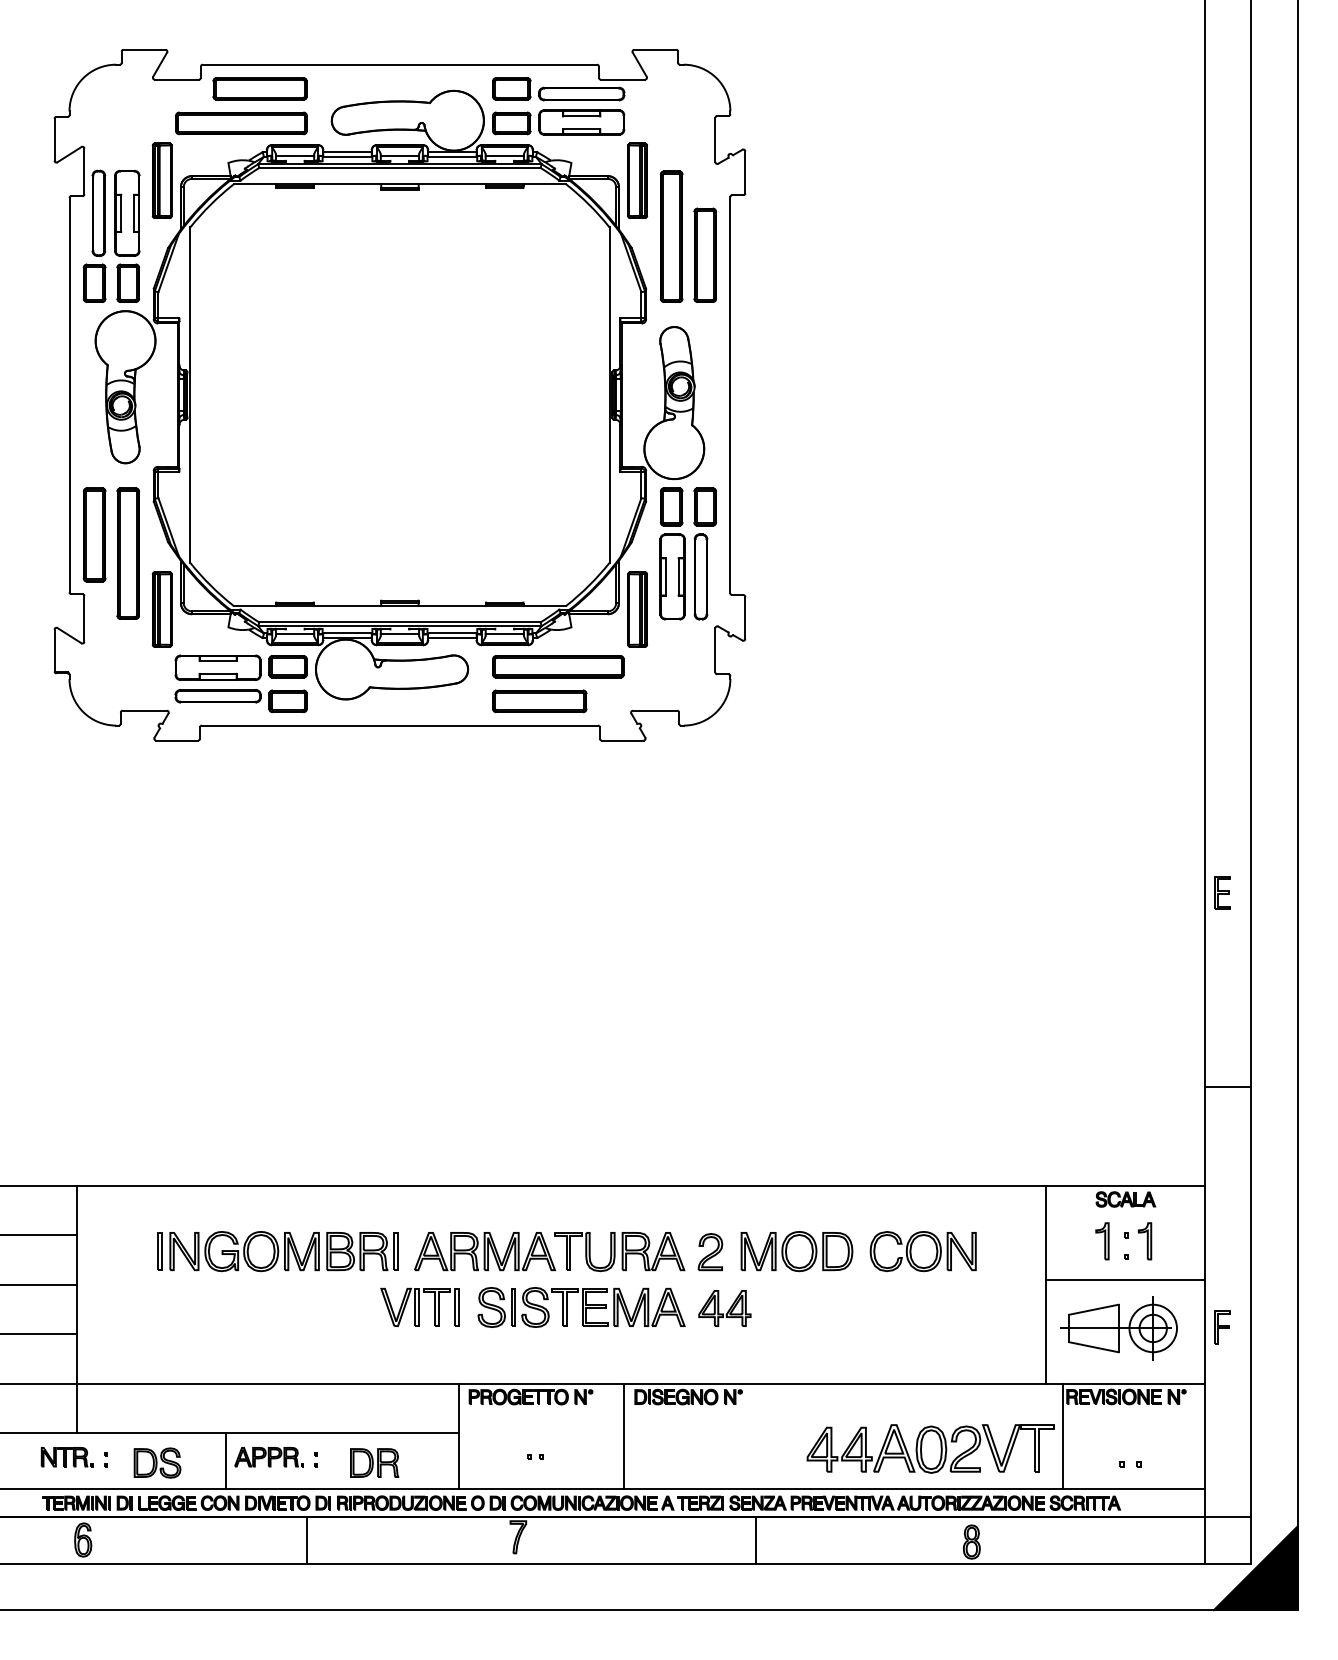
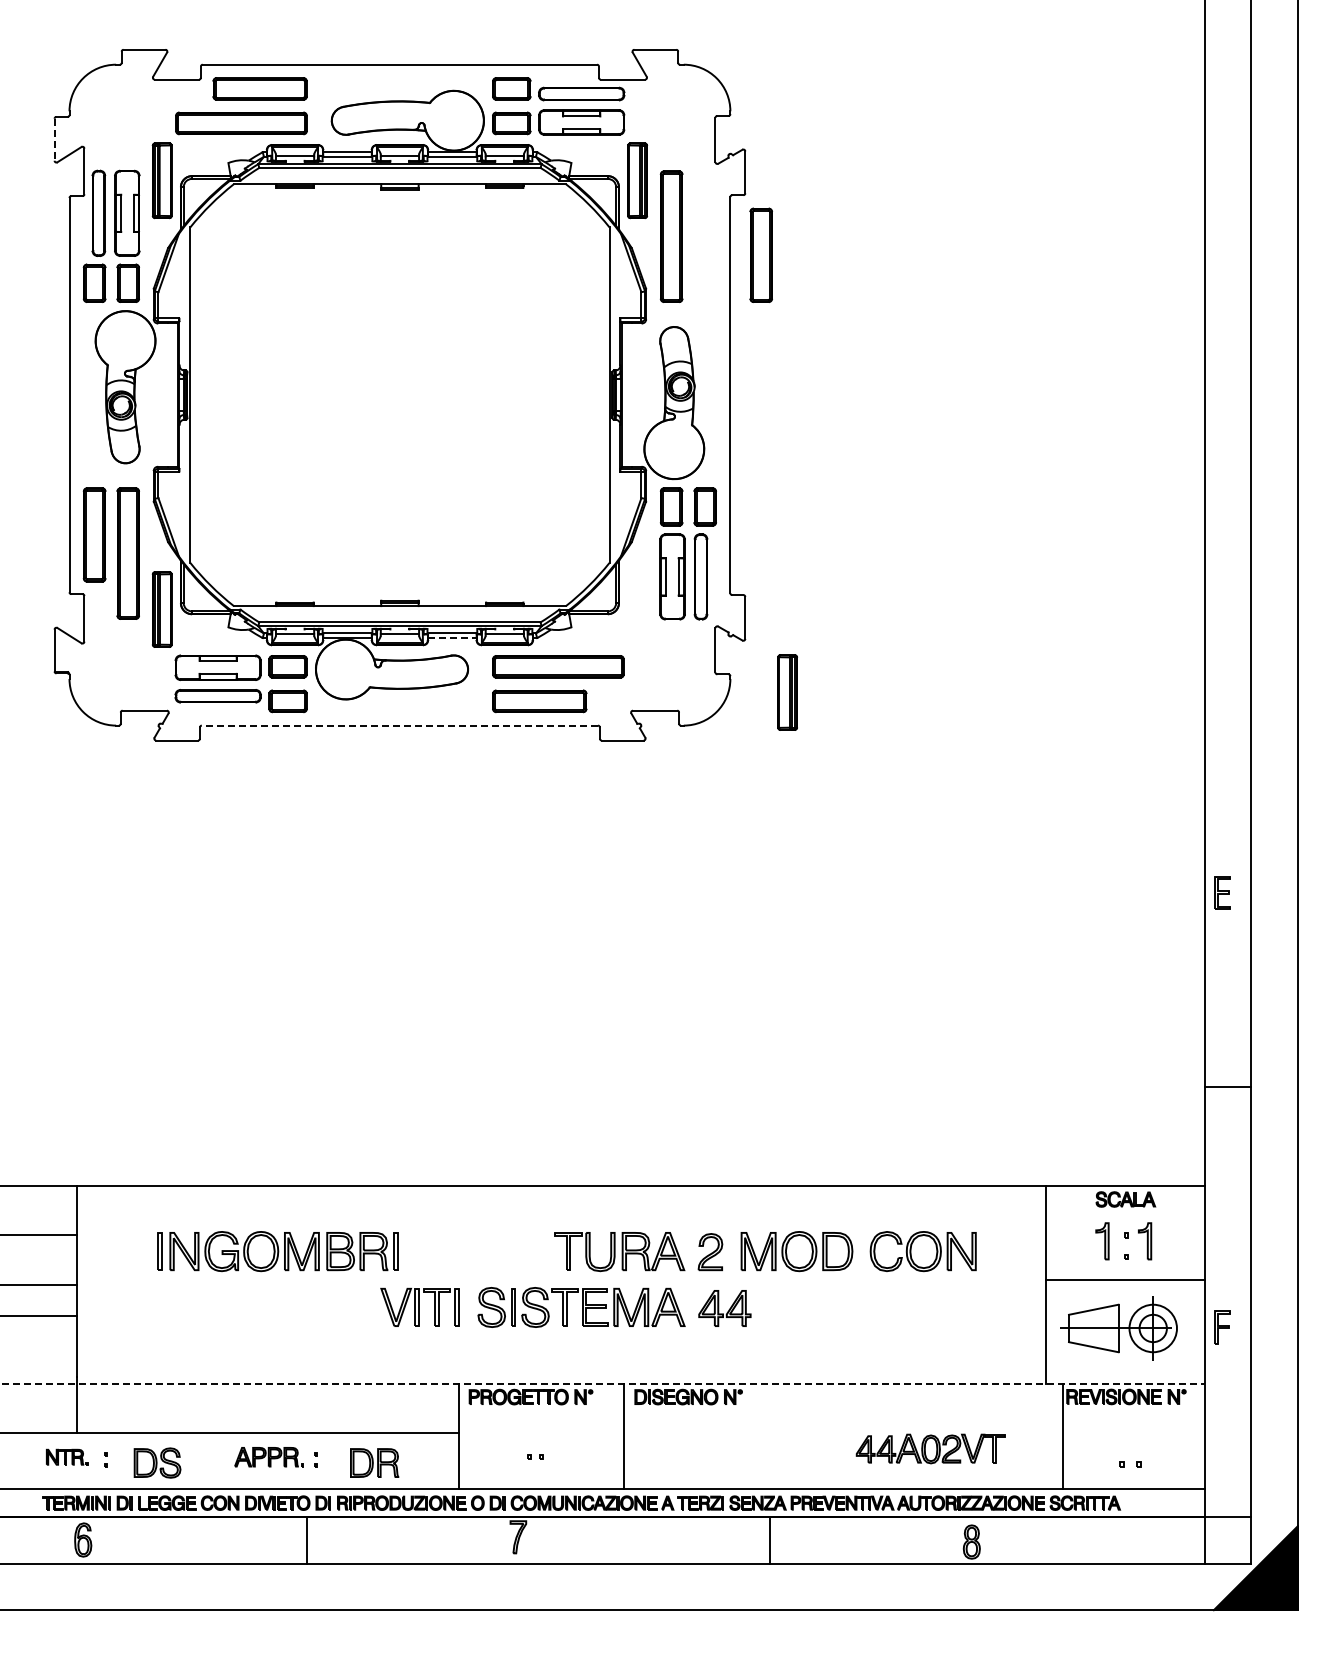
line: solid -> dashed (54, 139)
part position: (704, 254) -> (760, 254) (760, 254)
part position: (637, 609) -> (787, 692) (787, 692)
line: solid -> dashed (452, 638)
line: solid -> dashed (399, 725)
part: present -> none (485, 1251)
line position: (39, 1334) -> (39, 1316) (39, 1316)
line: solid -> dashed (602, 1383)
part size: 249x50 px -> 151x32 px (930, 1448)
part size: 54x21 px -> 43x18 px (67, 1456)
line: present -> none (225, 1461)
line position: (755, 1539) -> (769, 1539) (769, 1539)
